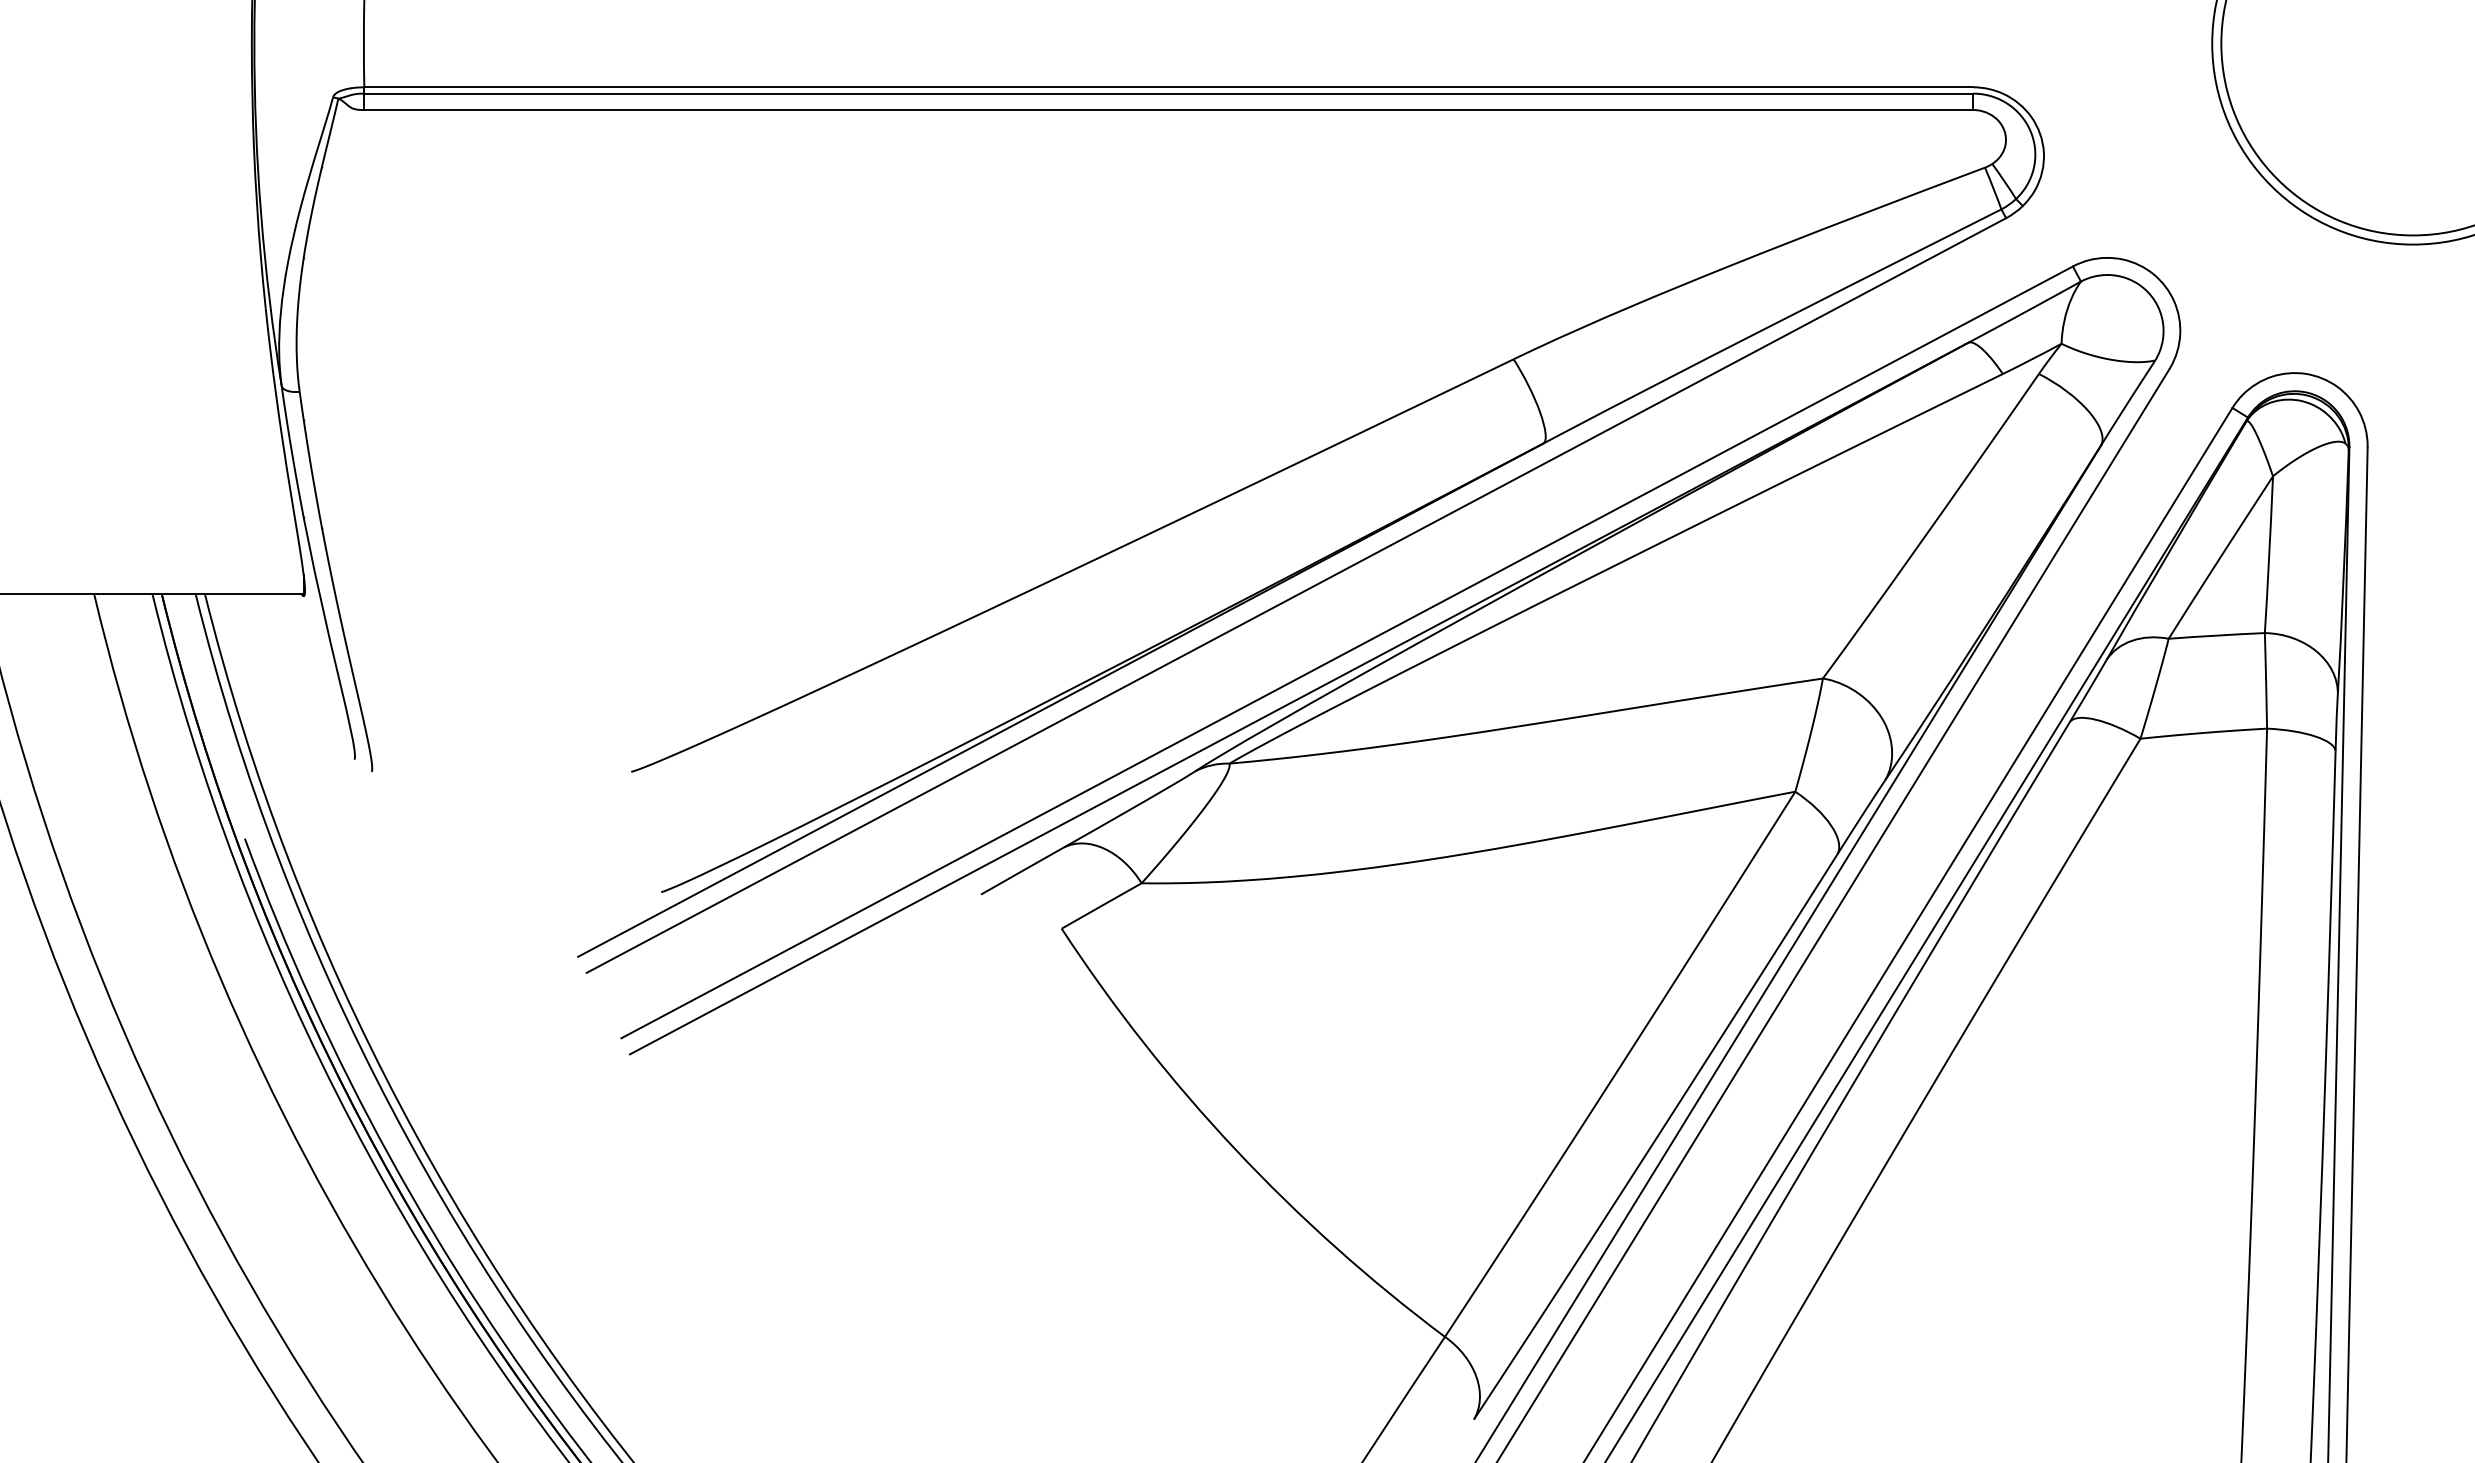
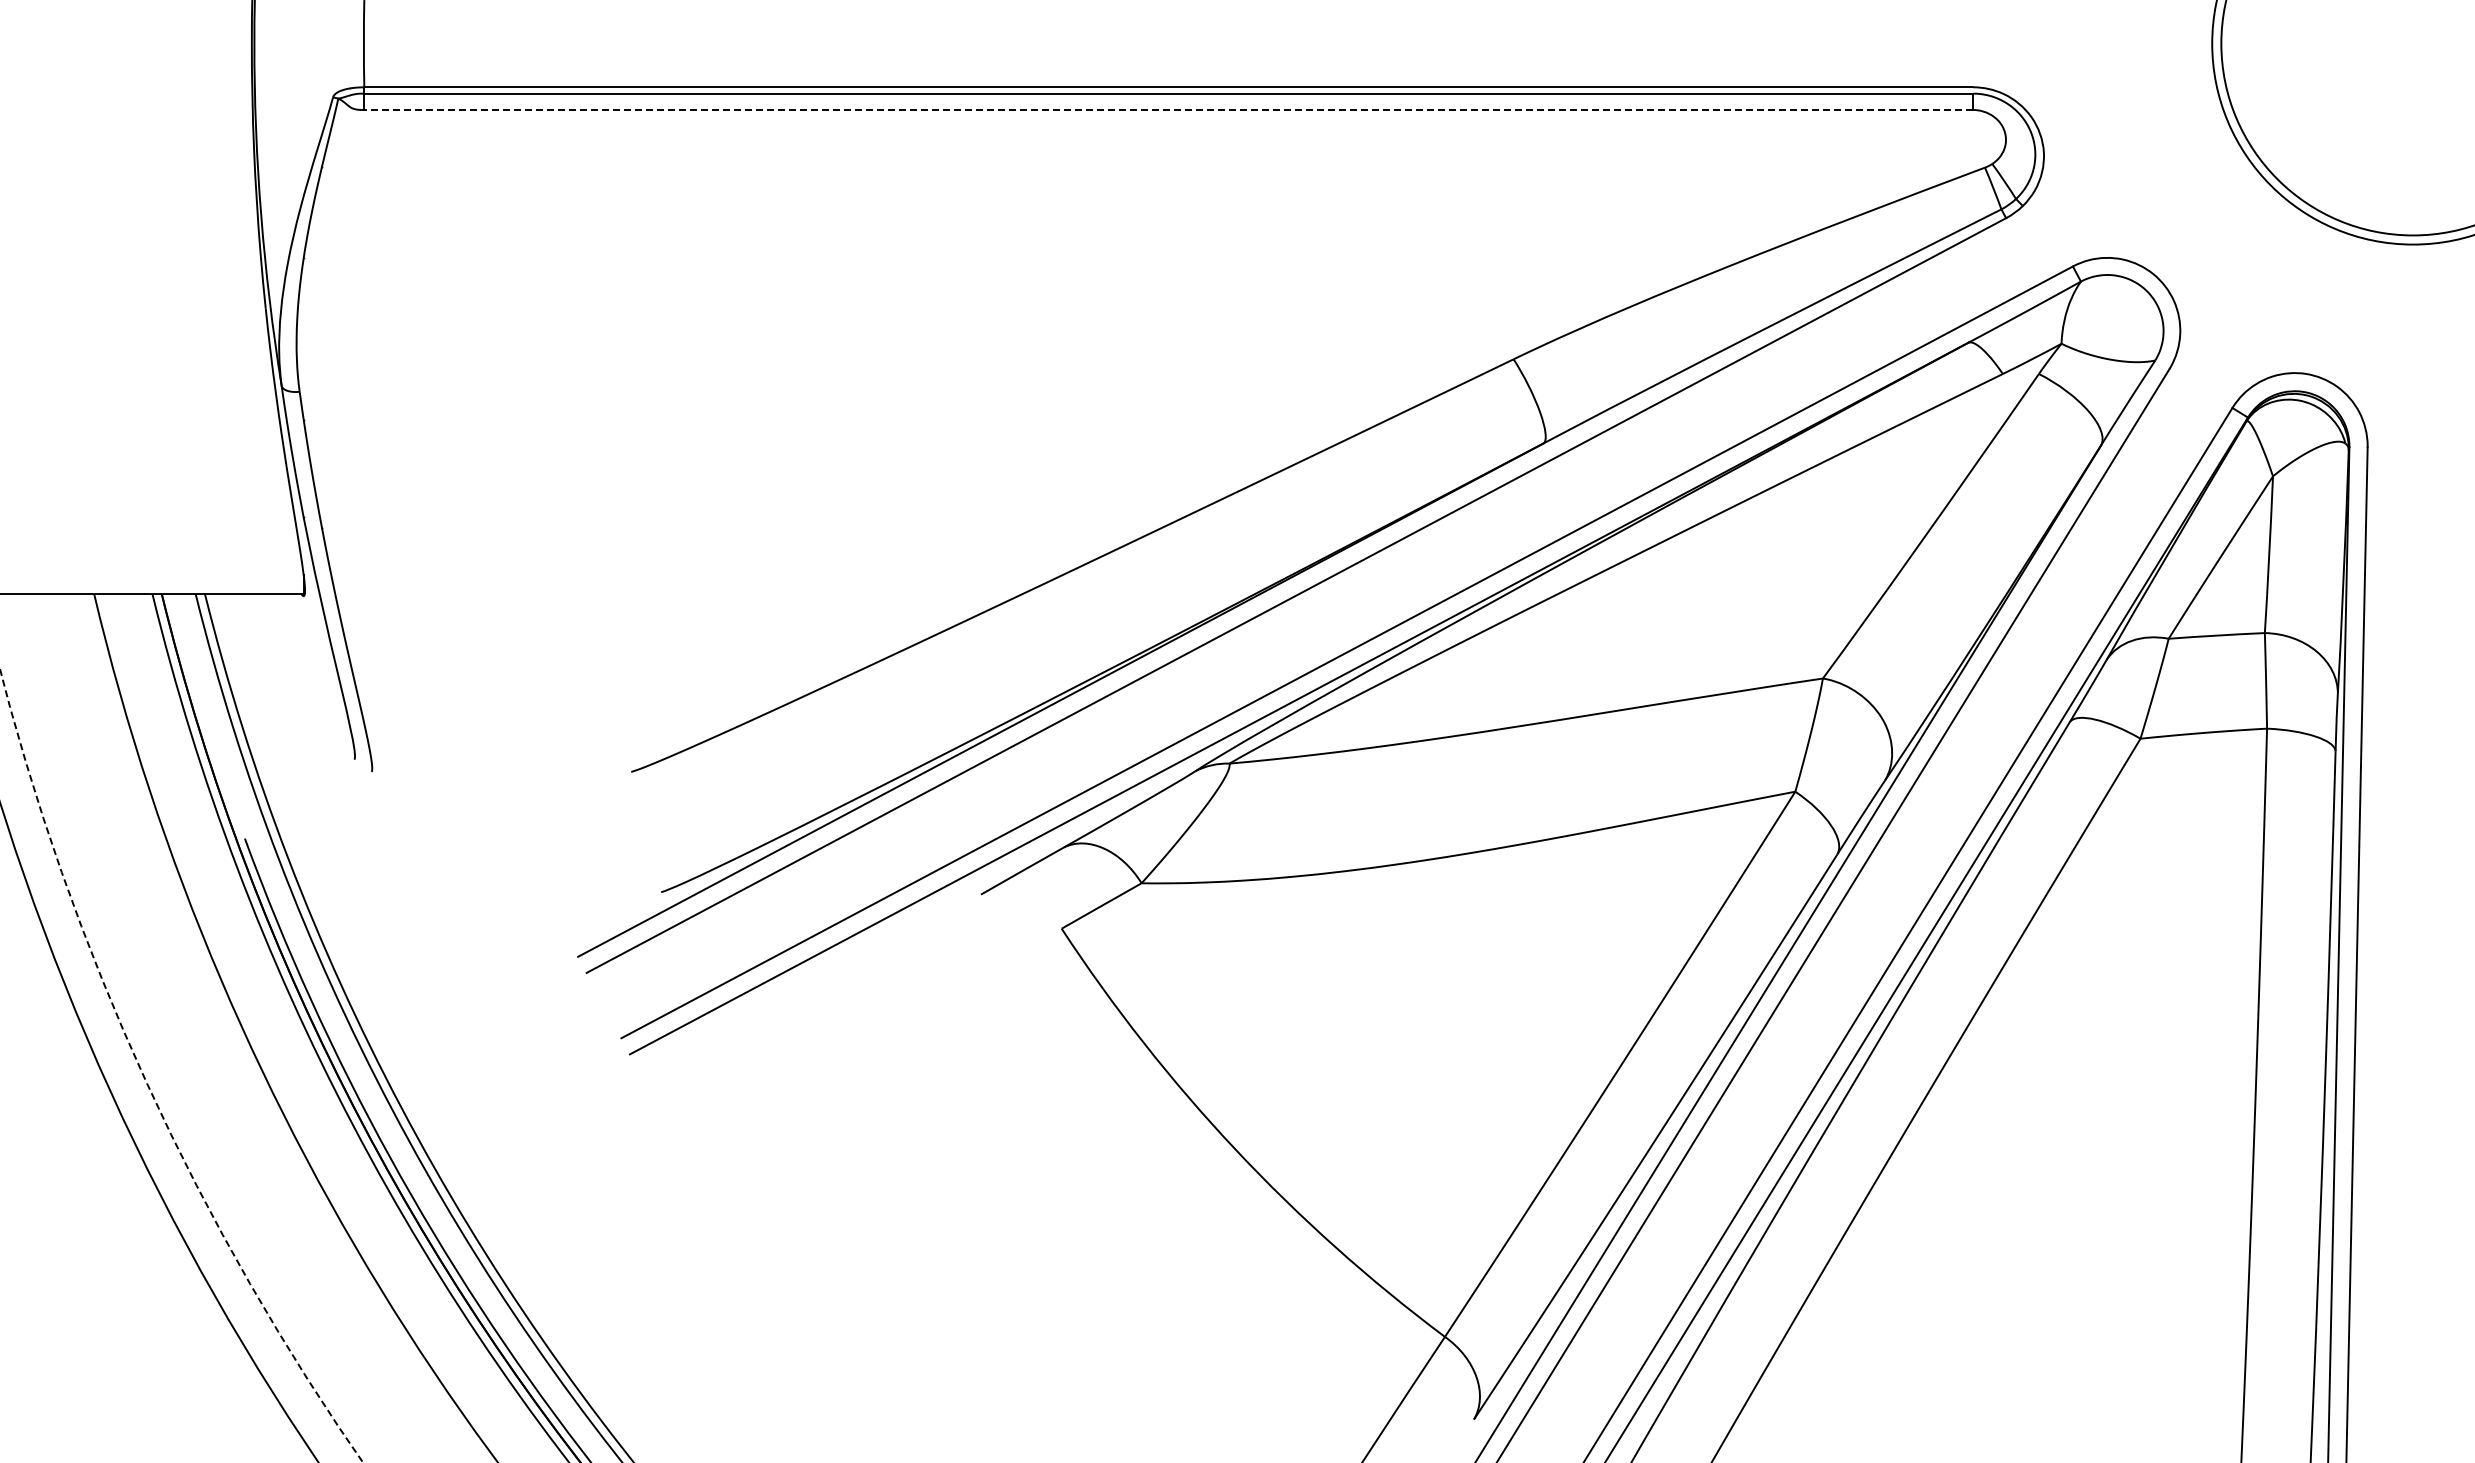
line: solid -> dashed (1168, 110)
arc: solid -> dashed (147, 1083)
